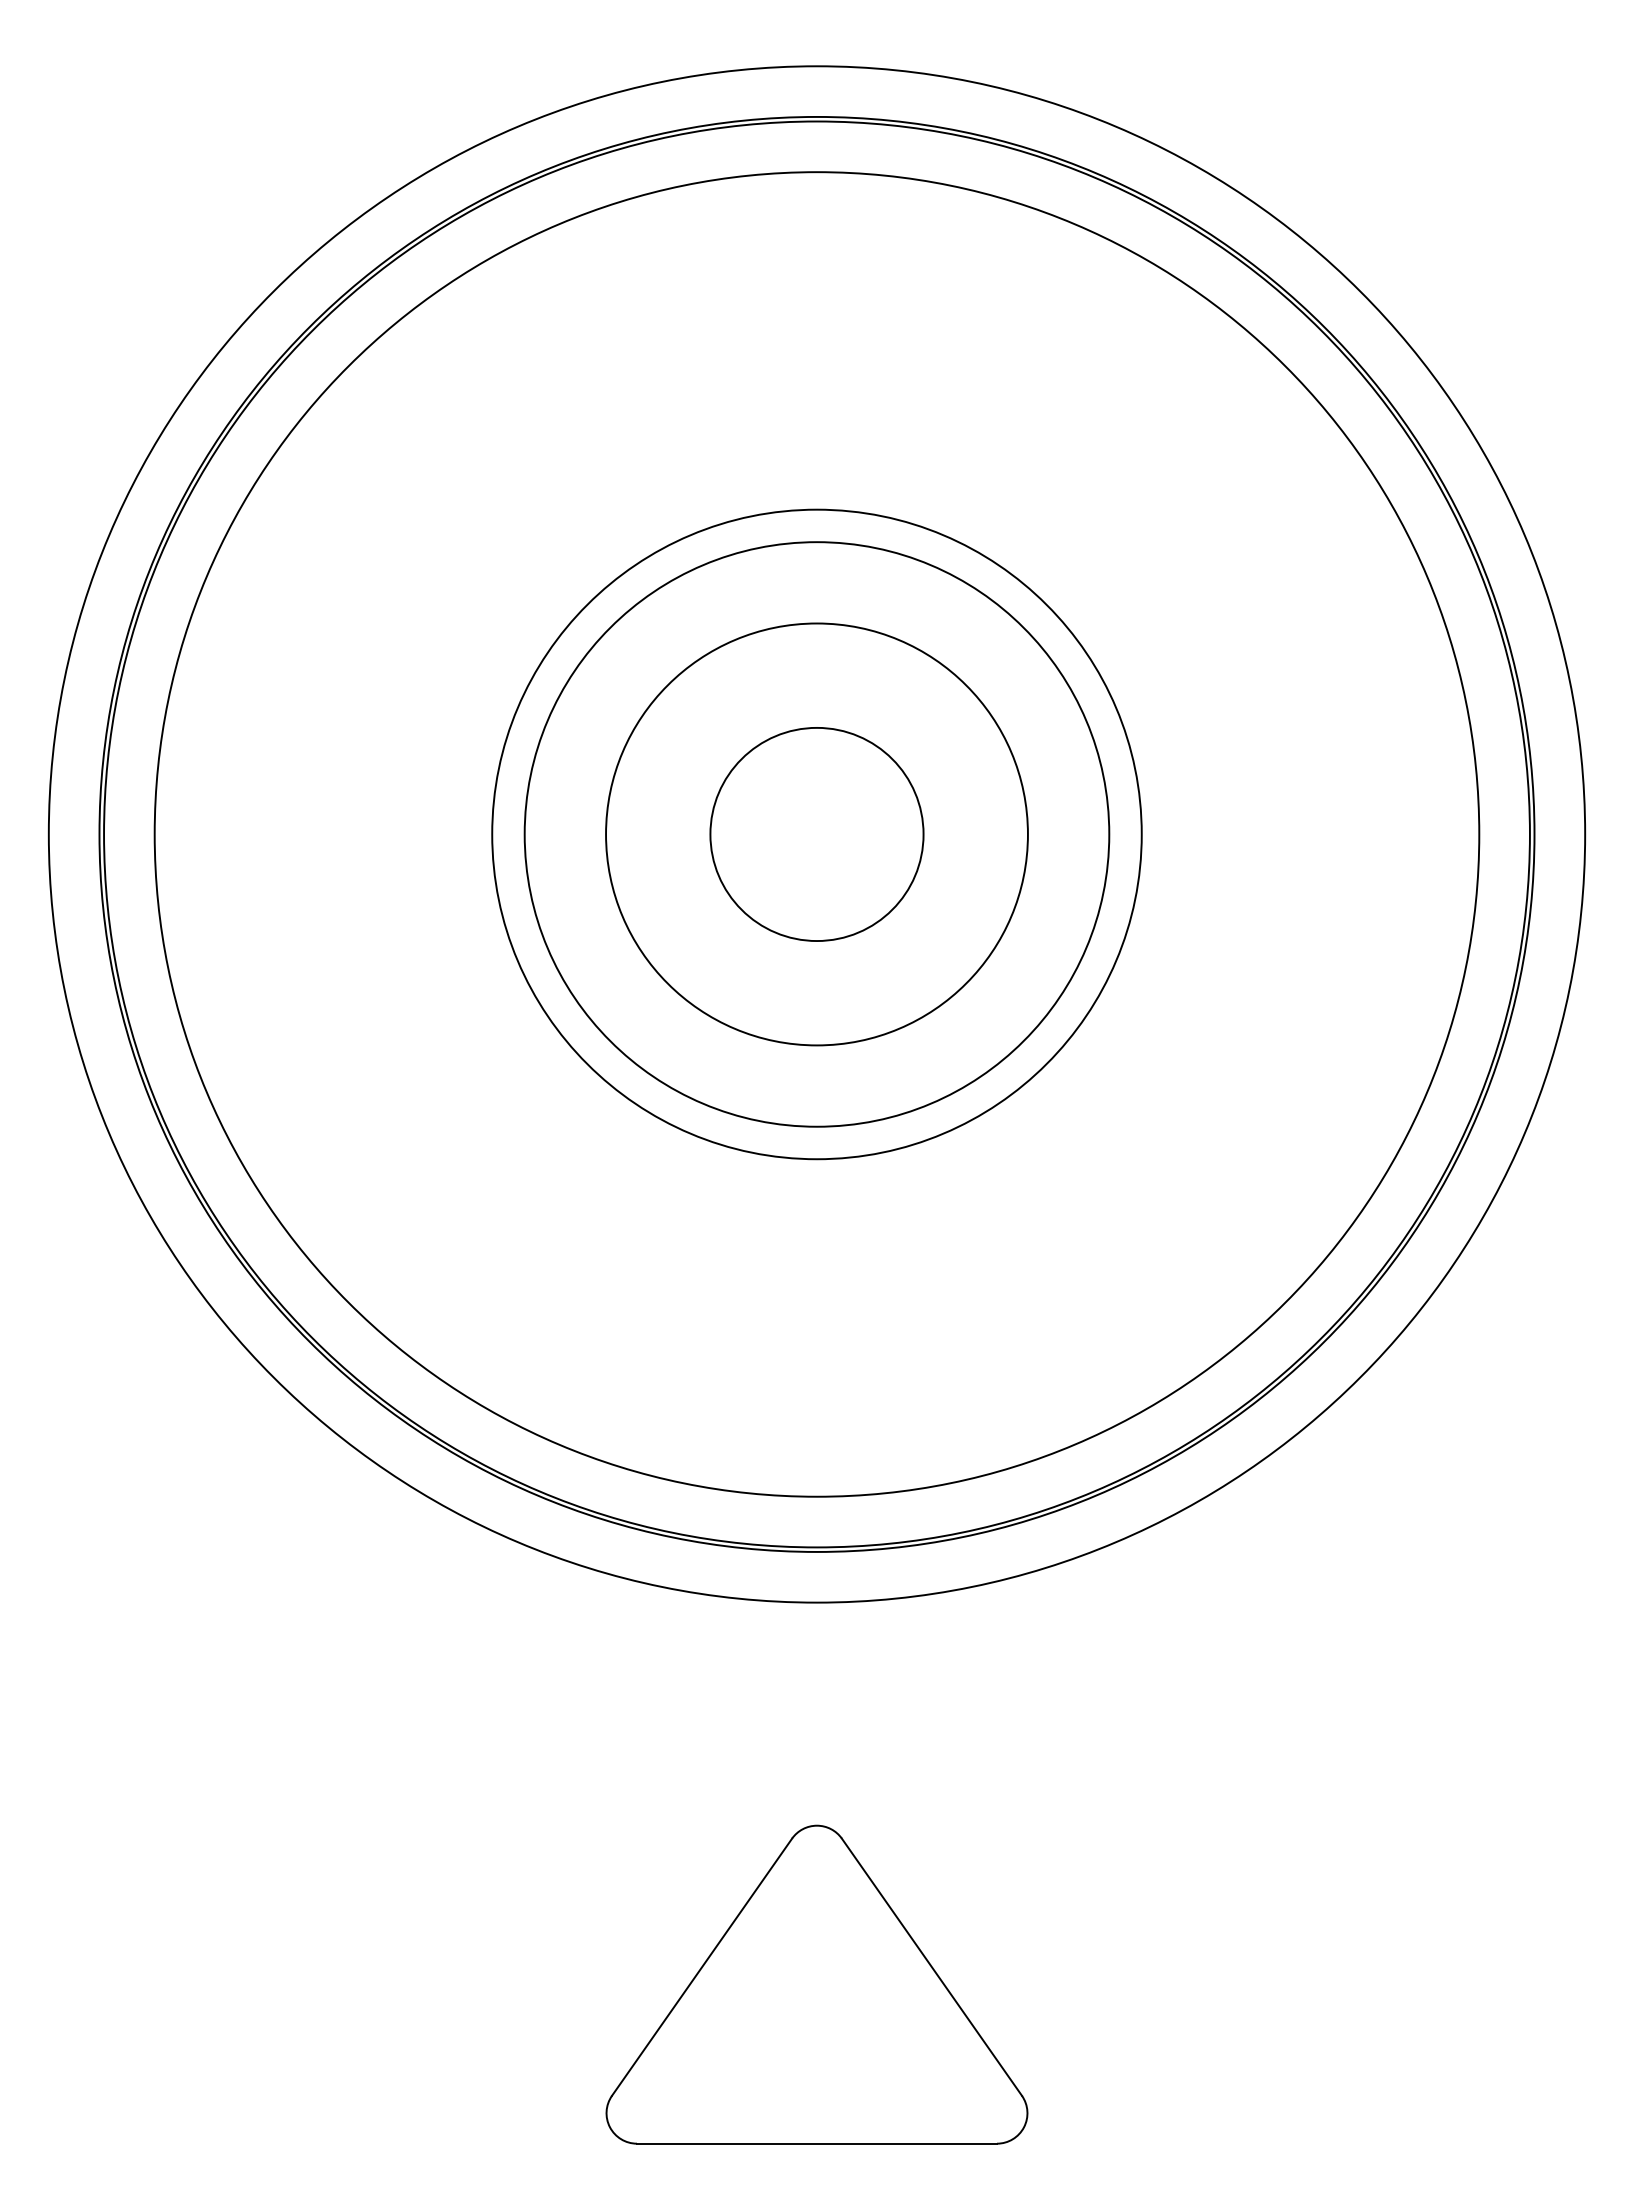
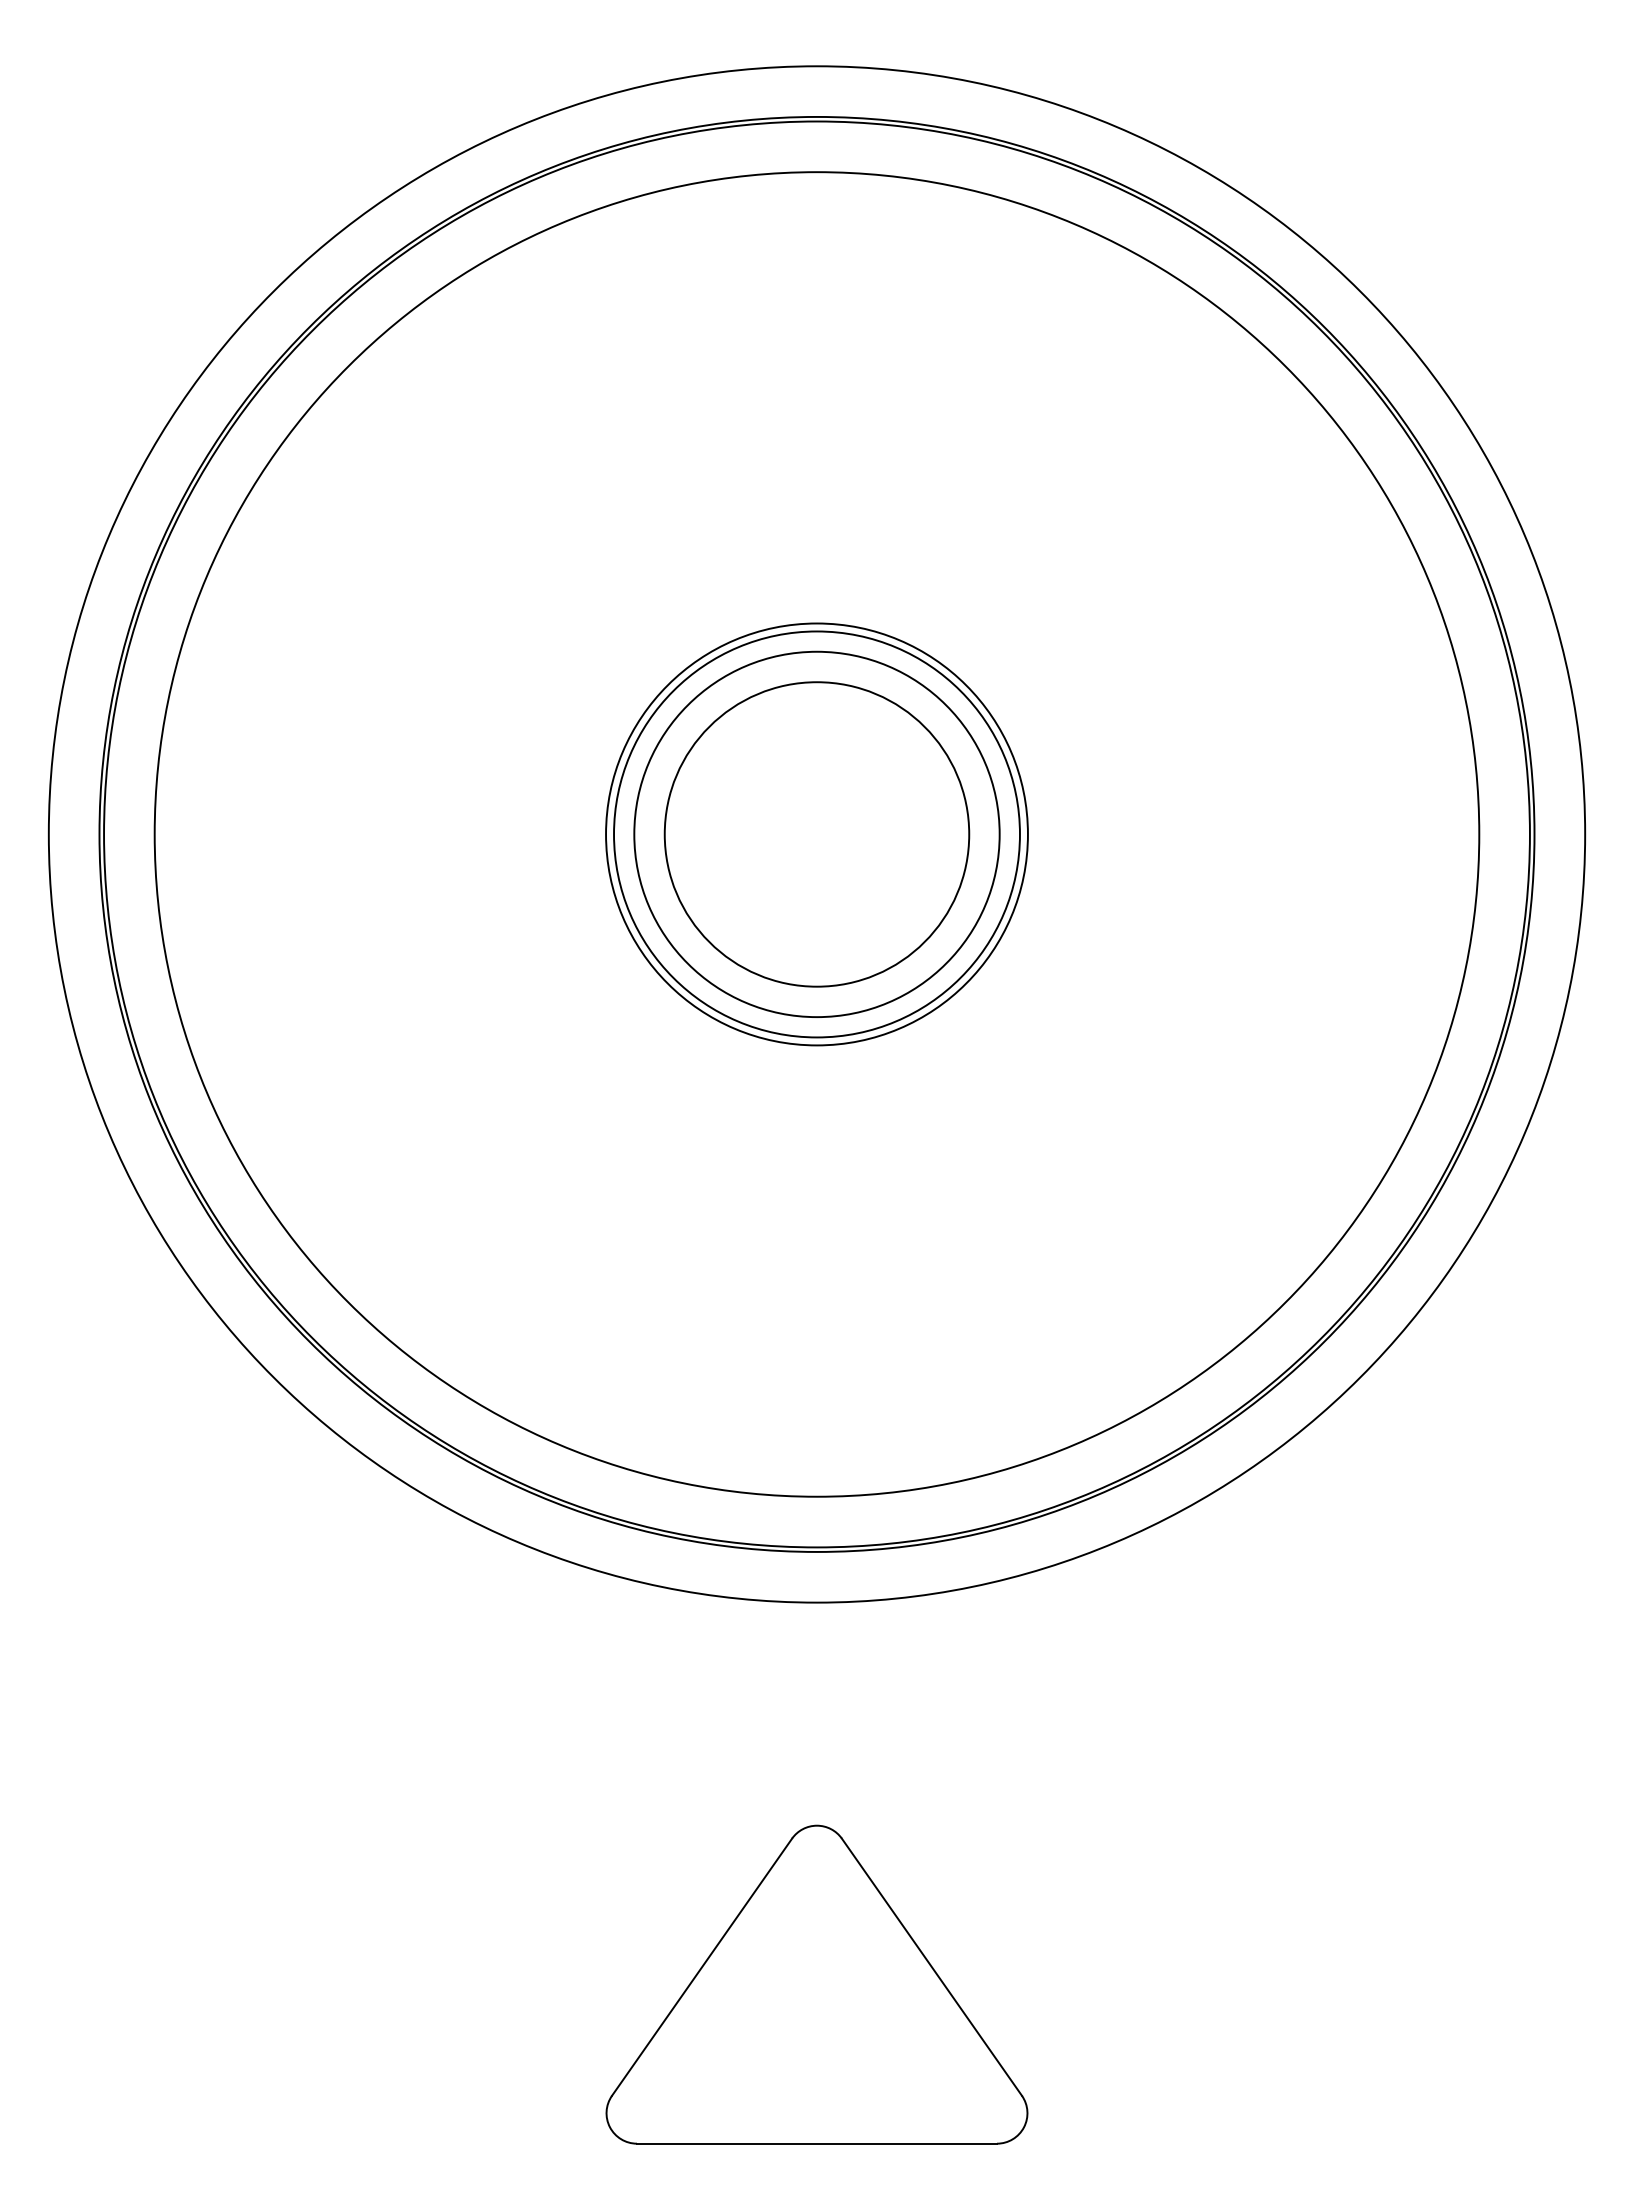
circle diameter: 213 px -> 304 px (816, 834)
circle diameter: 585 px -> 365 px (816, 834)
circle diameter: 650 px -> 406 px (816, 834)
